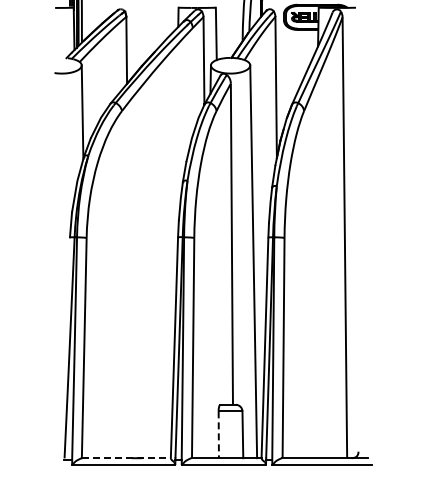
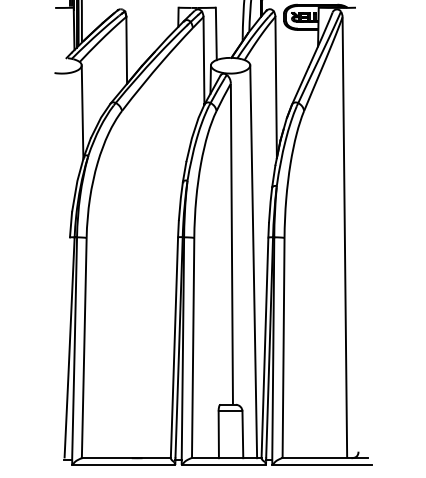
line: dashed -> solid (218, 435)
line: dashed -> solid (126, 458)
